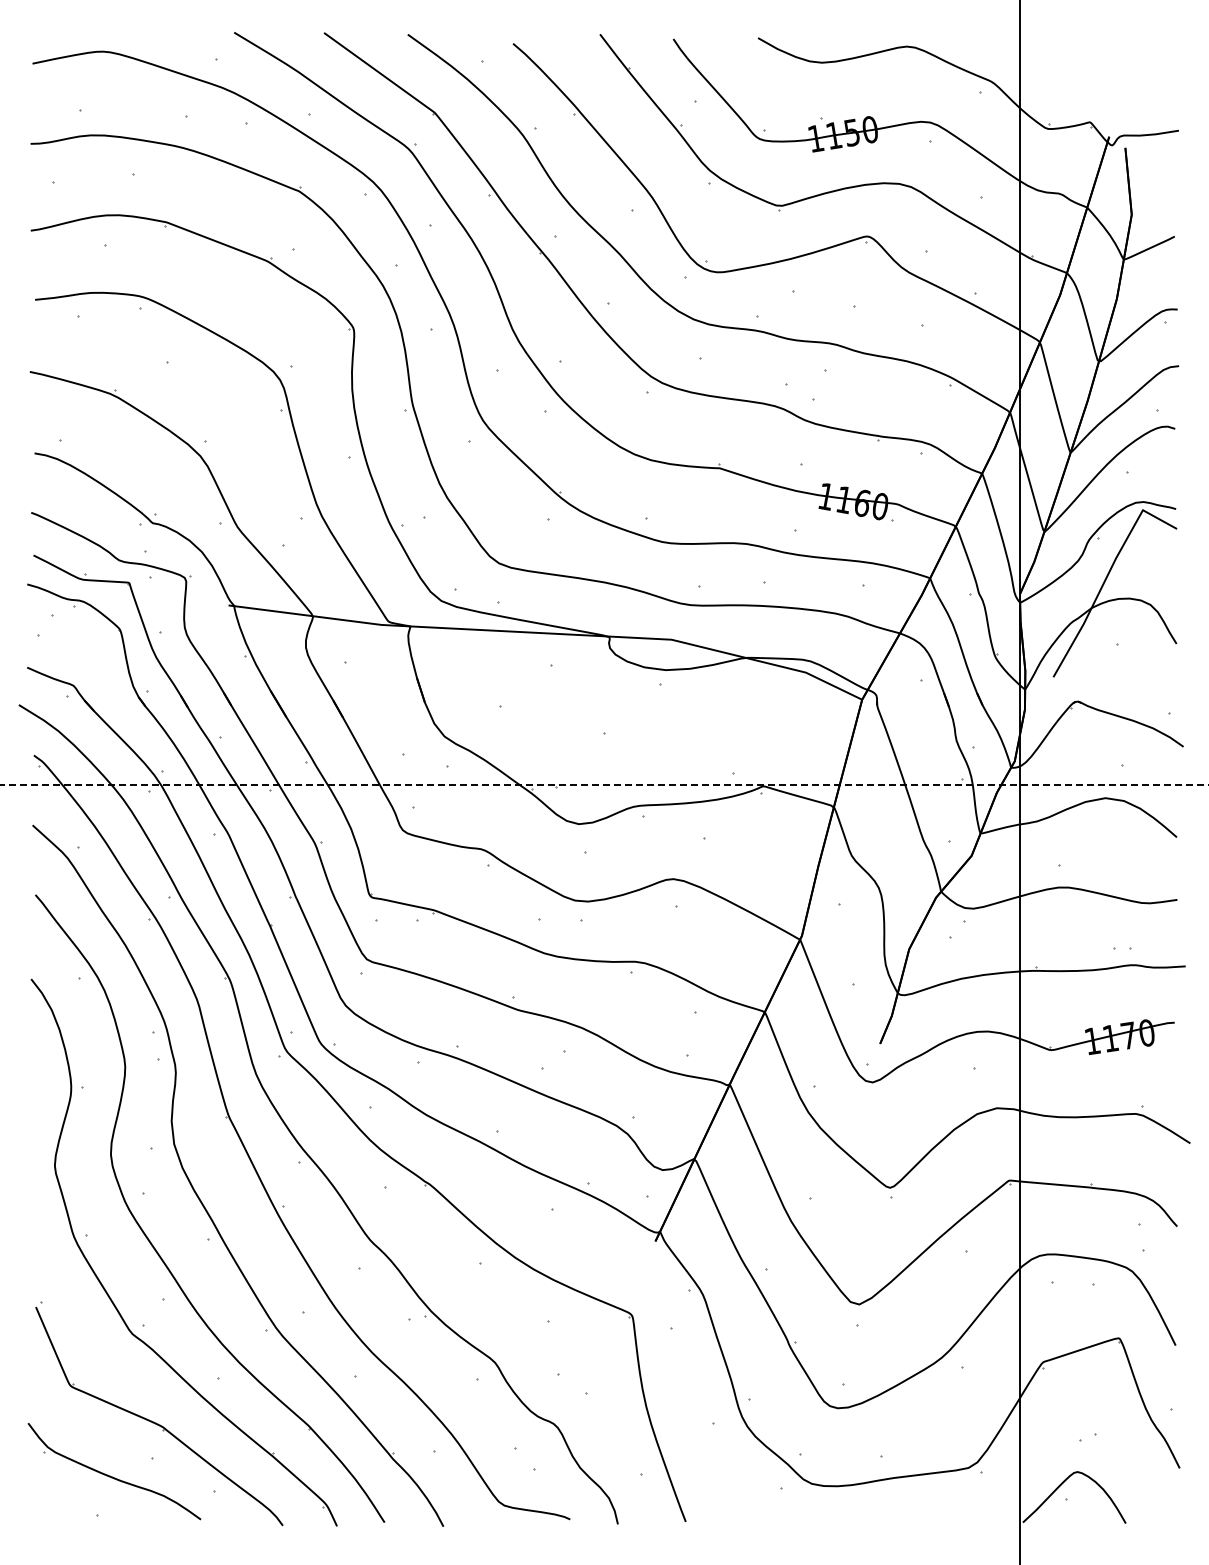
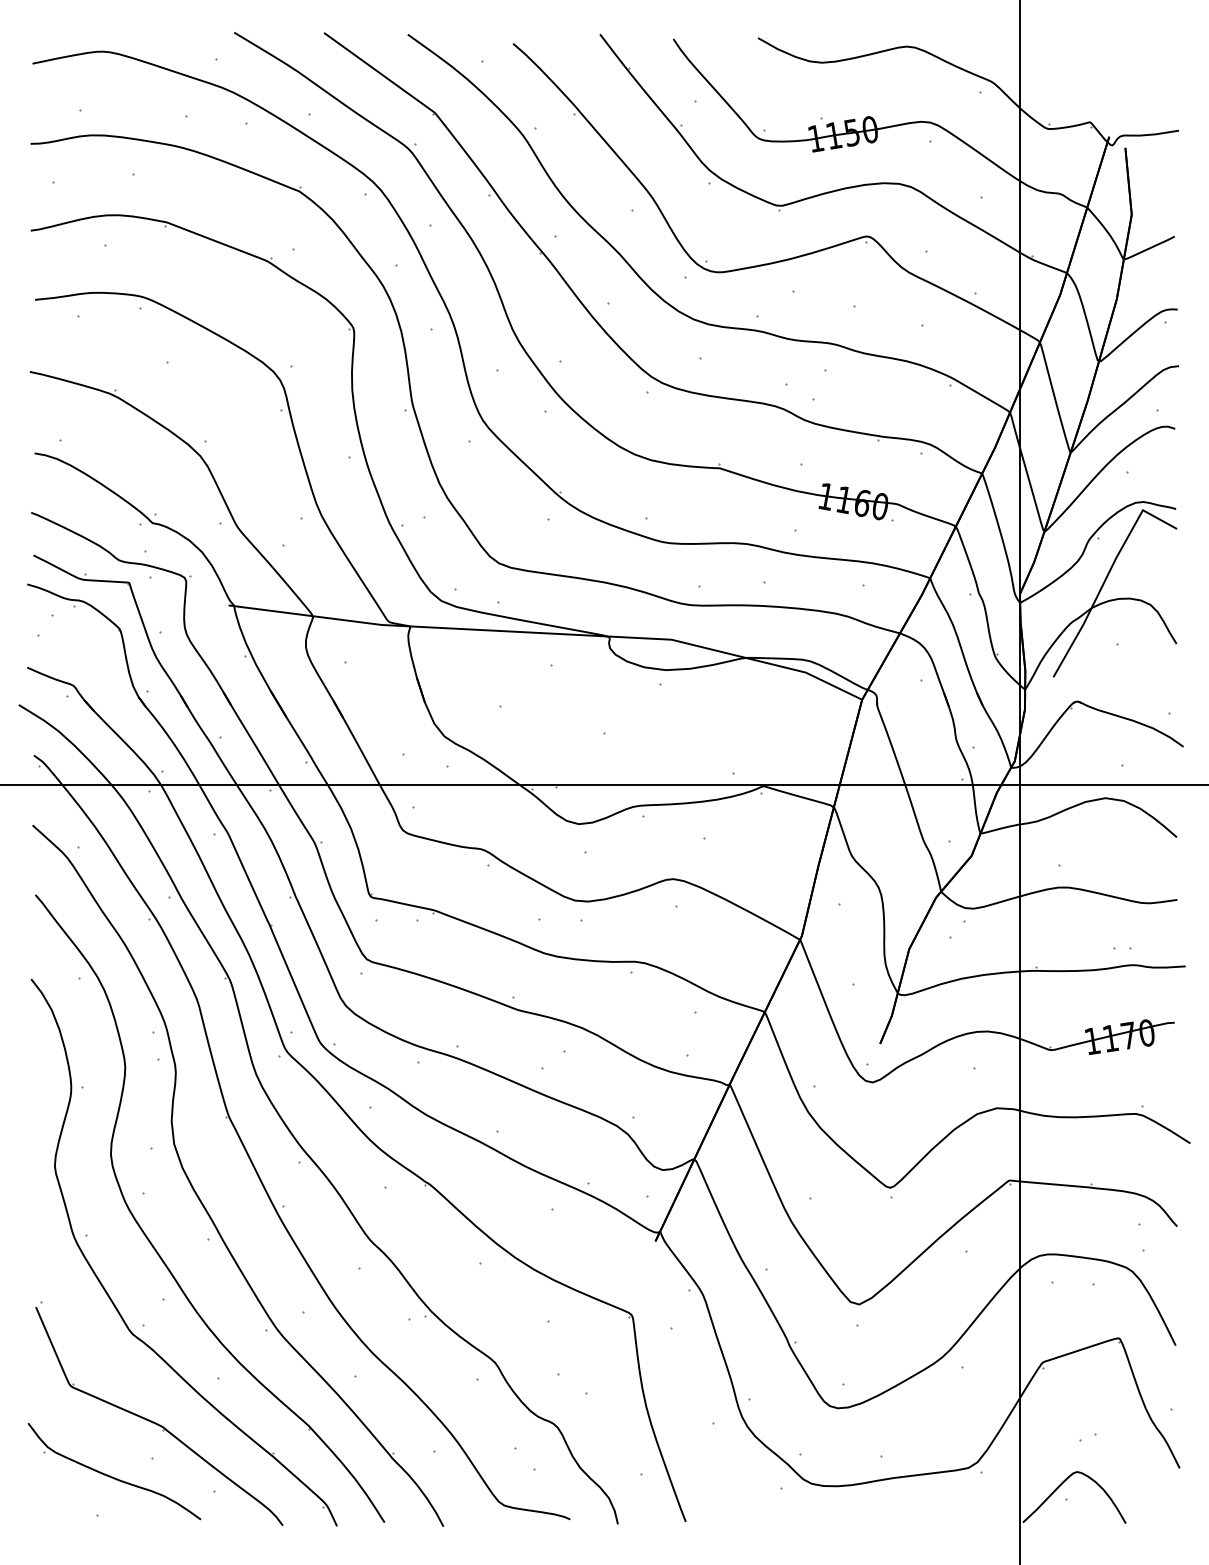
line: dashed -> solid (603, 785)
